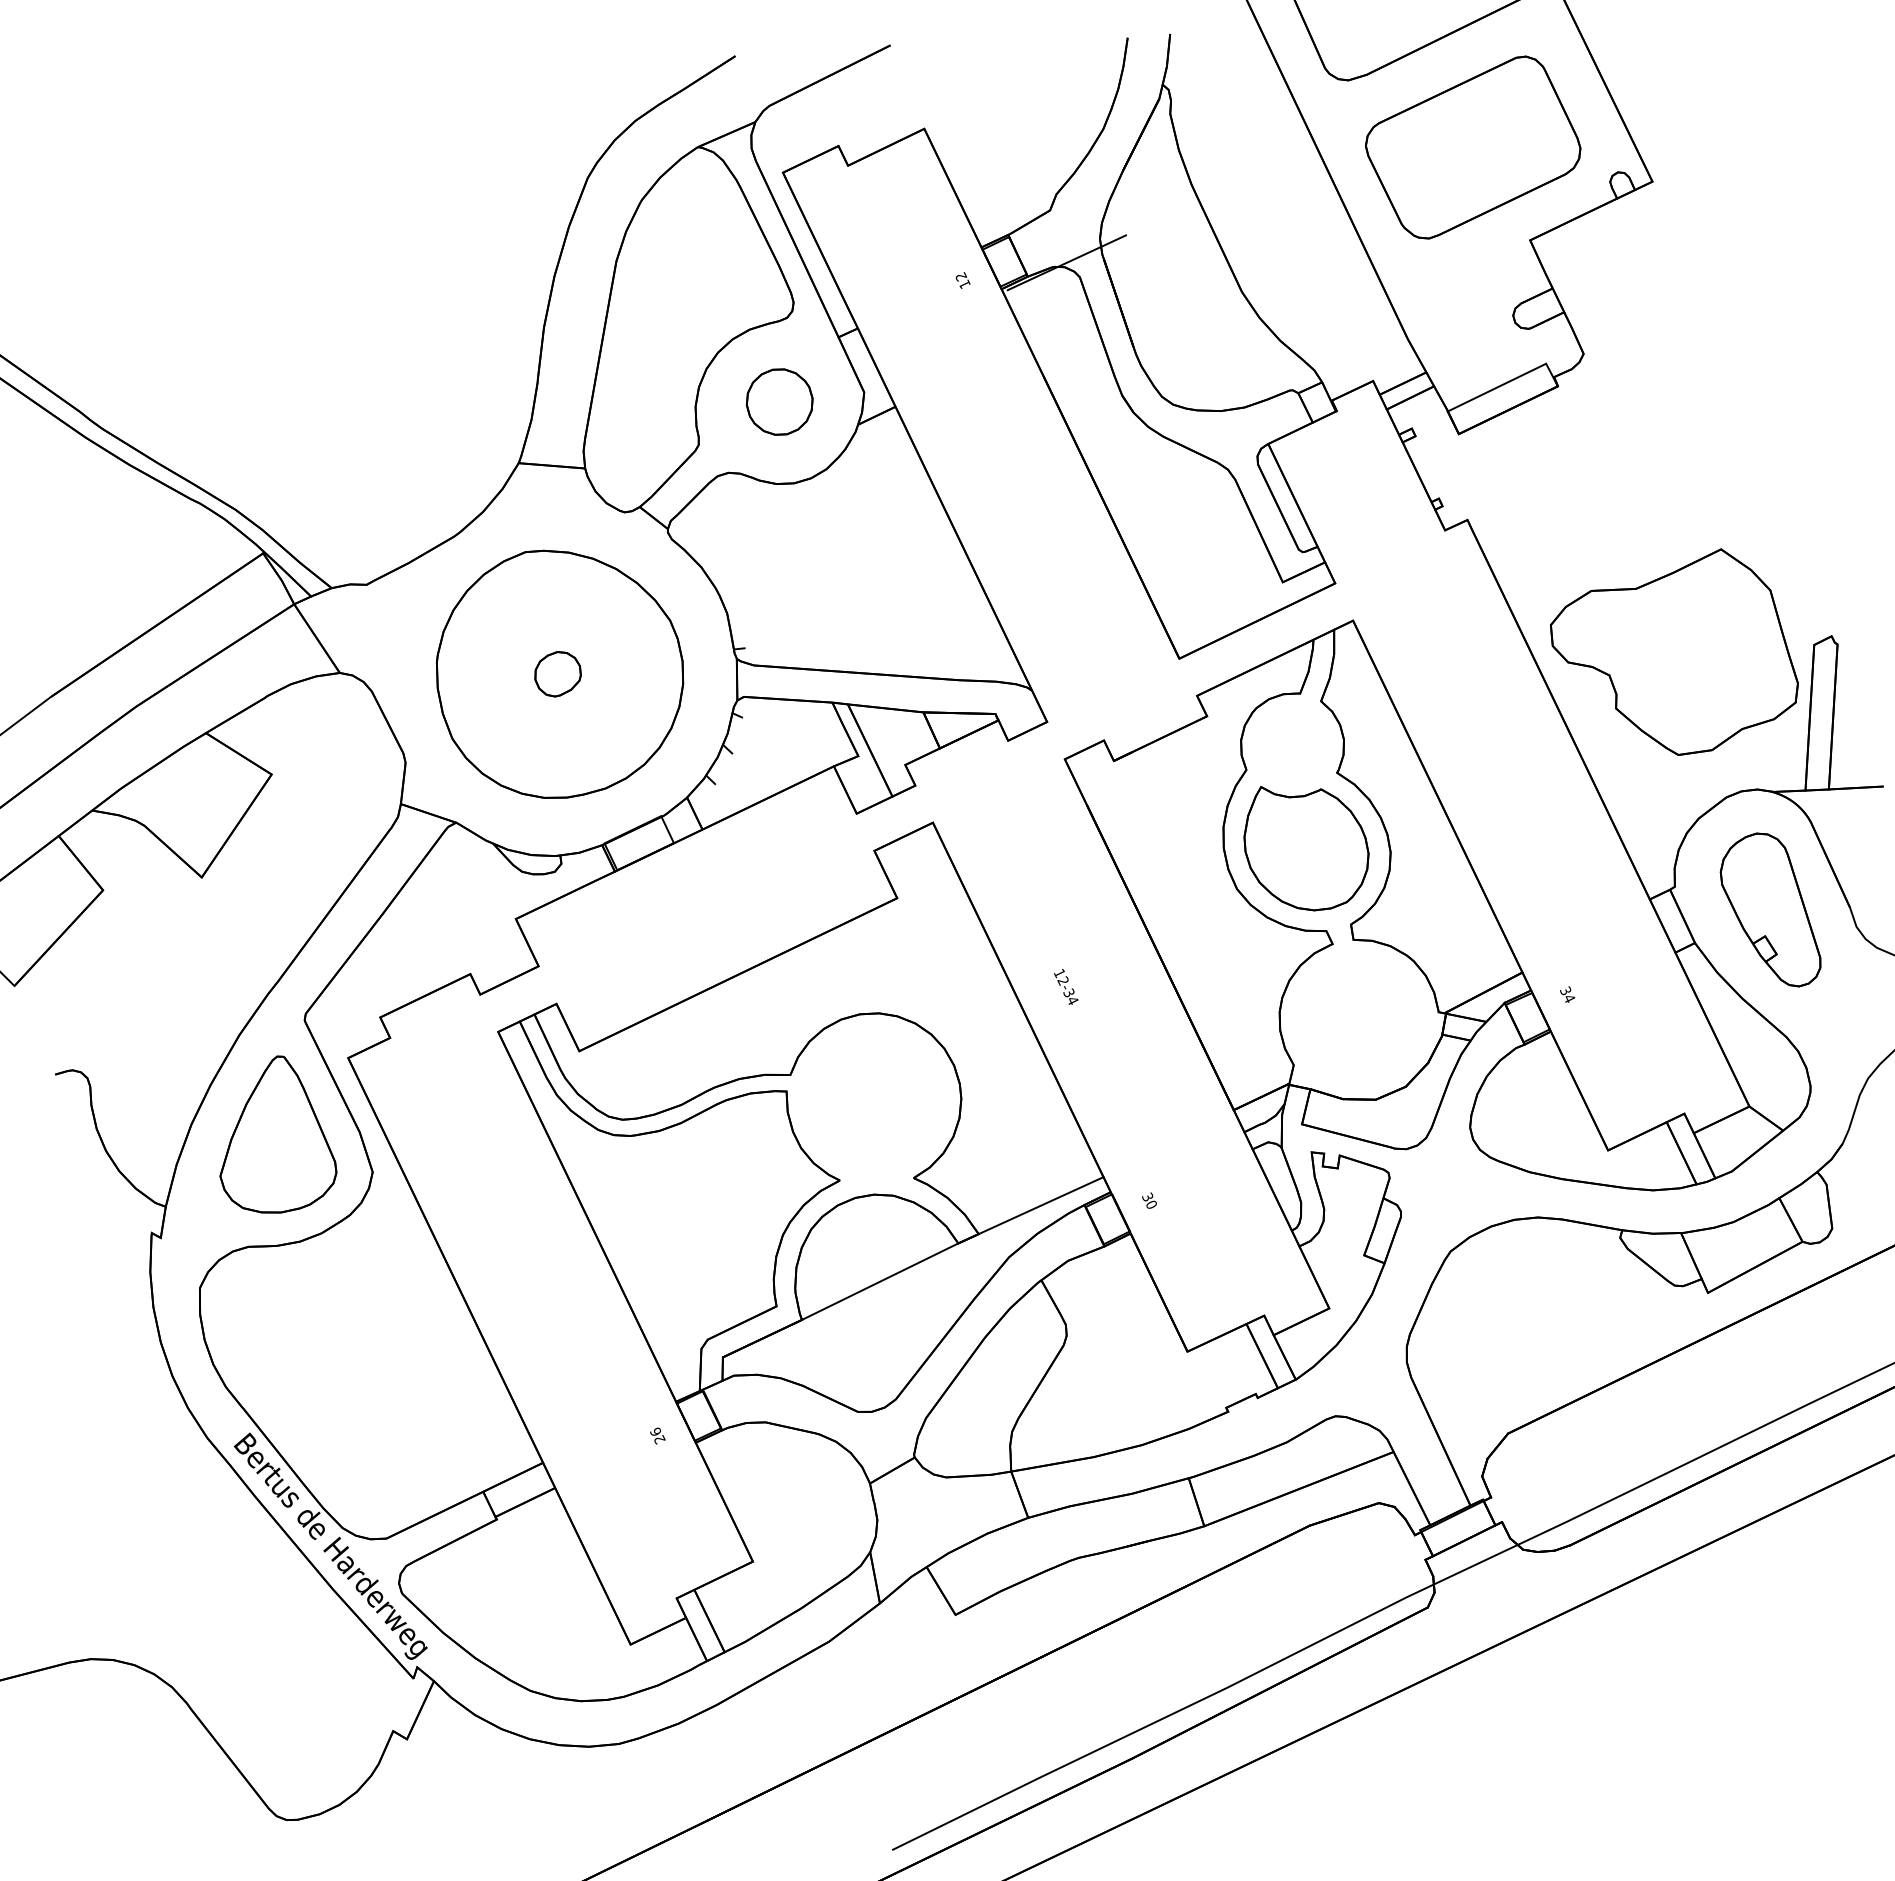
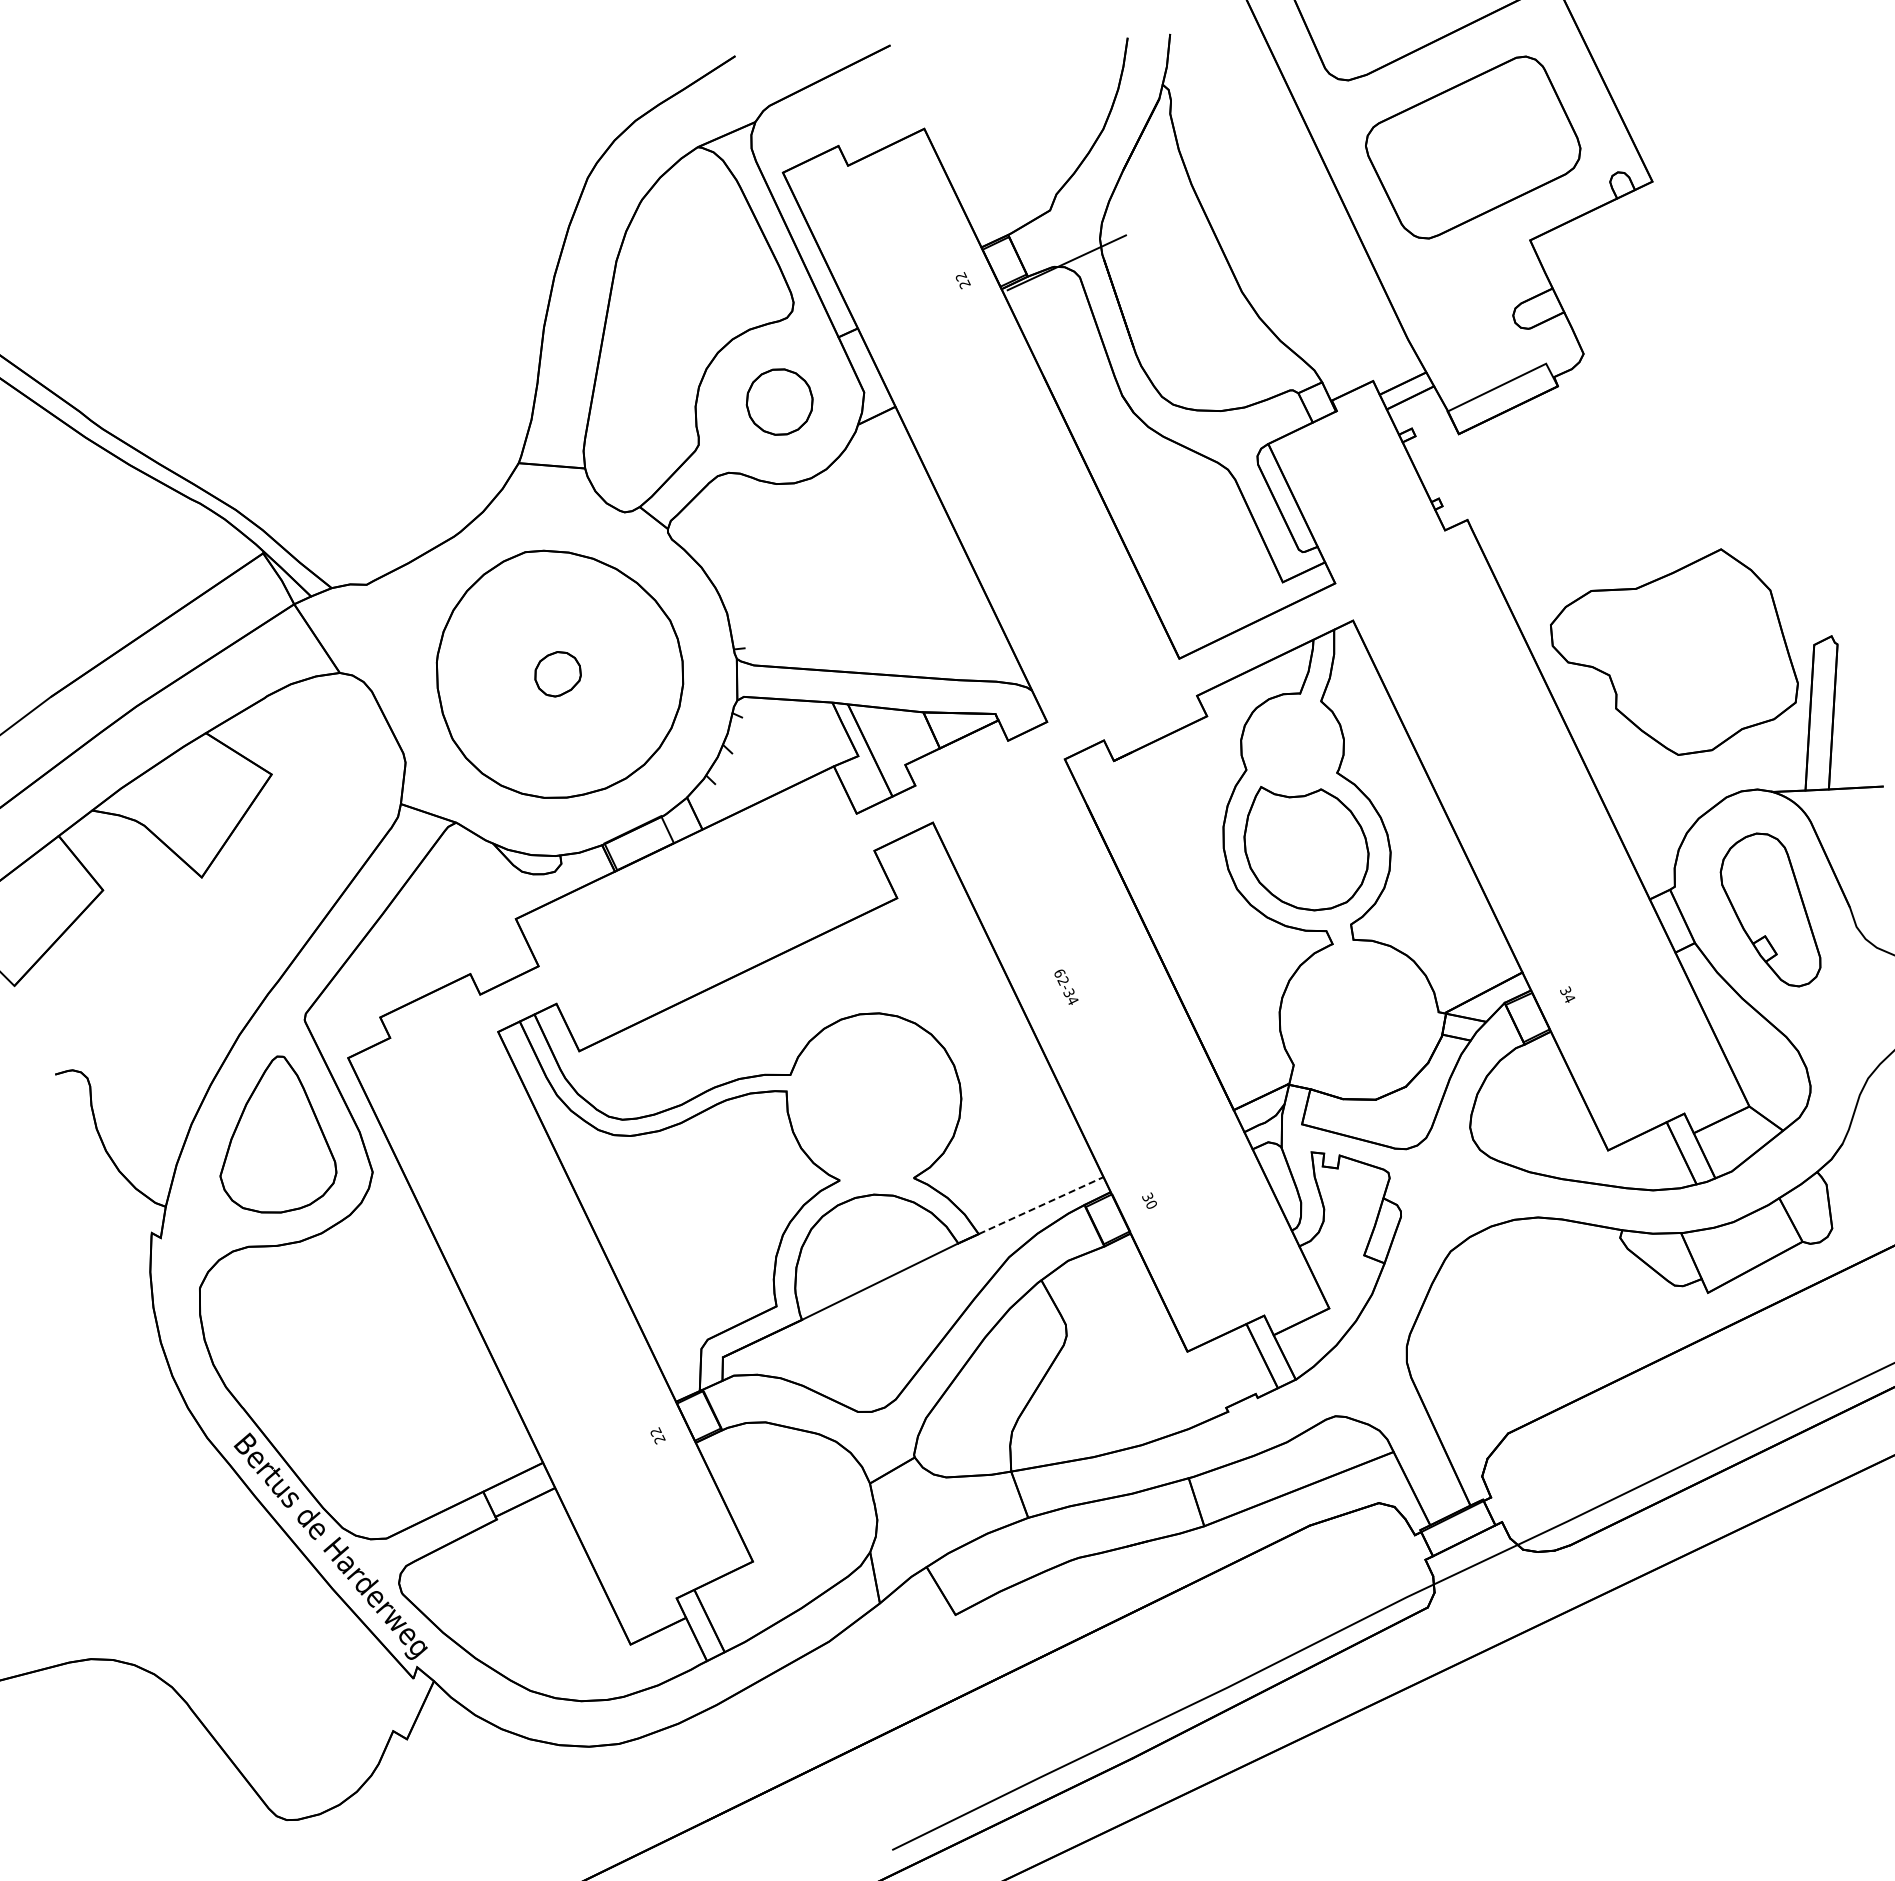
text: 12 -> 22 (964, 285)
text: 12-34 -> 62-34 (1059, 973)
line: solid -> dashed (1041, 1205)
text: 26 -> 22 (655, 1431)
